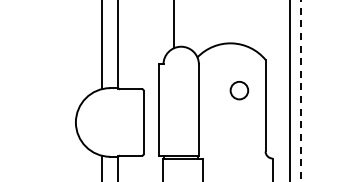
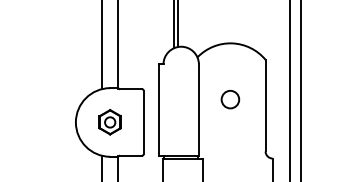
line: none -> present (177, 24)
circle position: (239, 90) -> (230, 99) (230, 99)
line: dashed -> solid (300, 91)
part: none -> present (109, 122)
